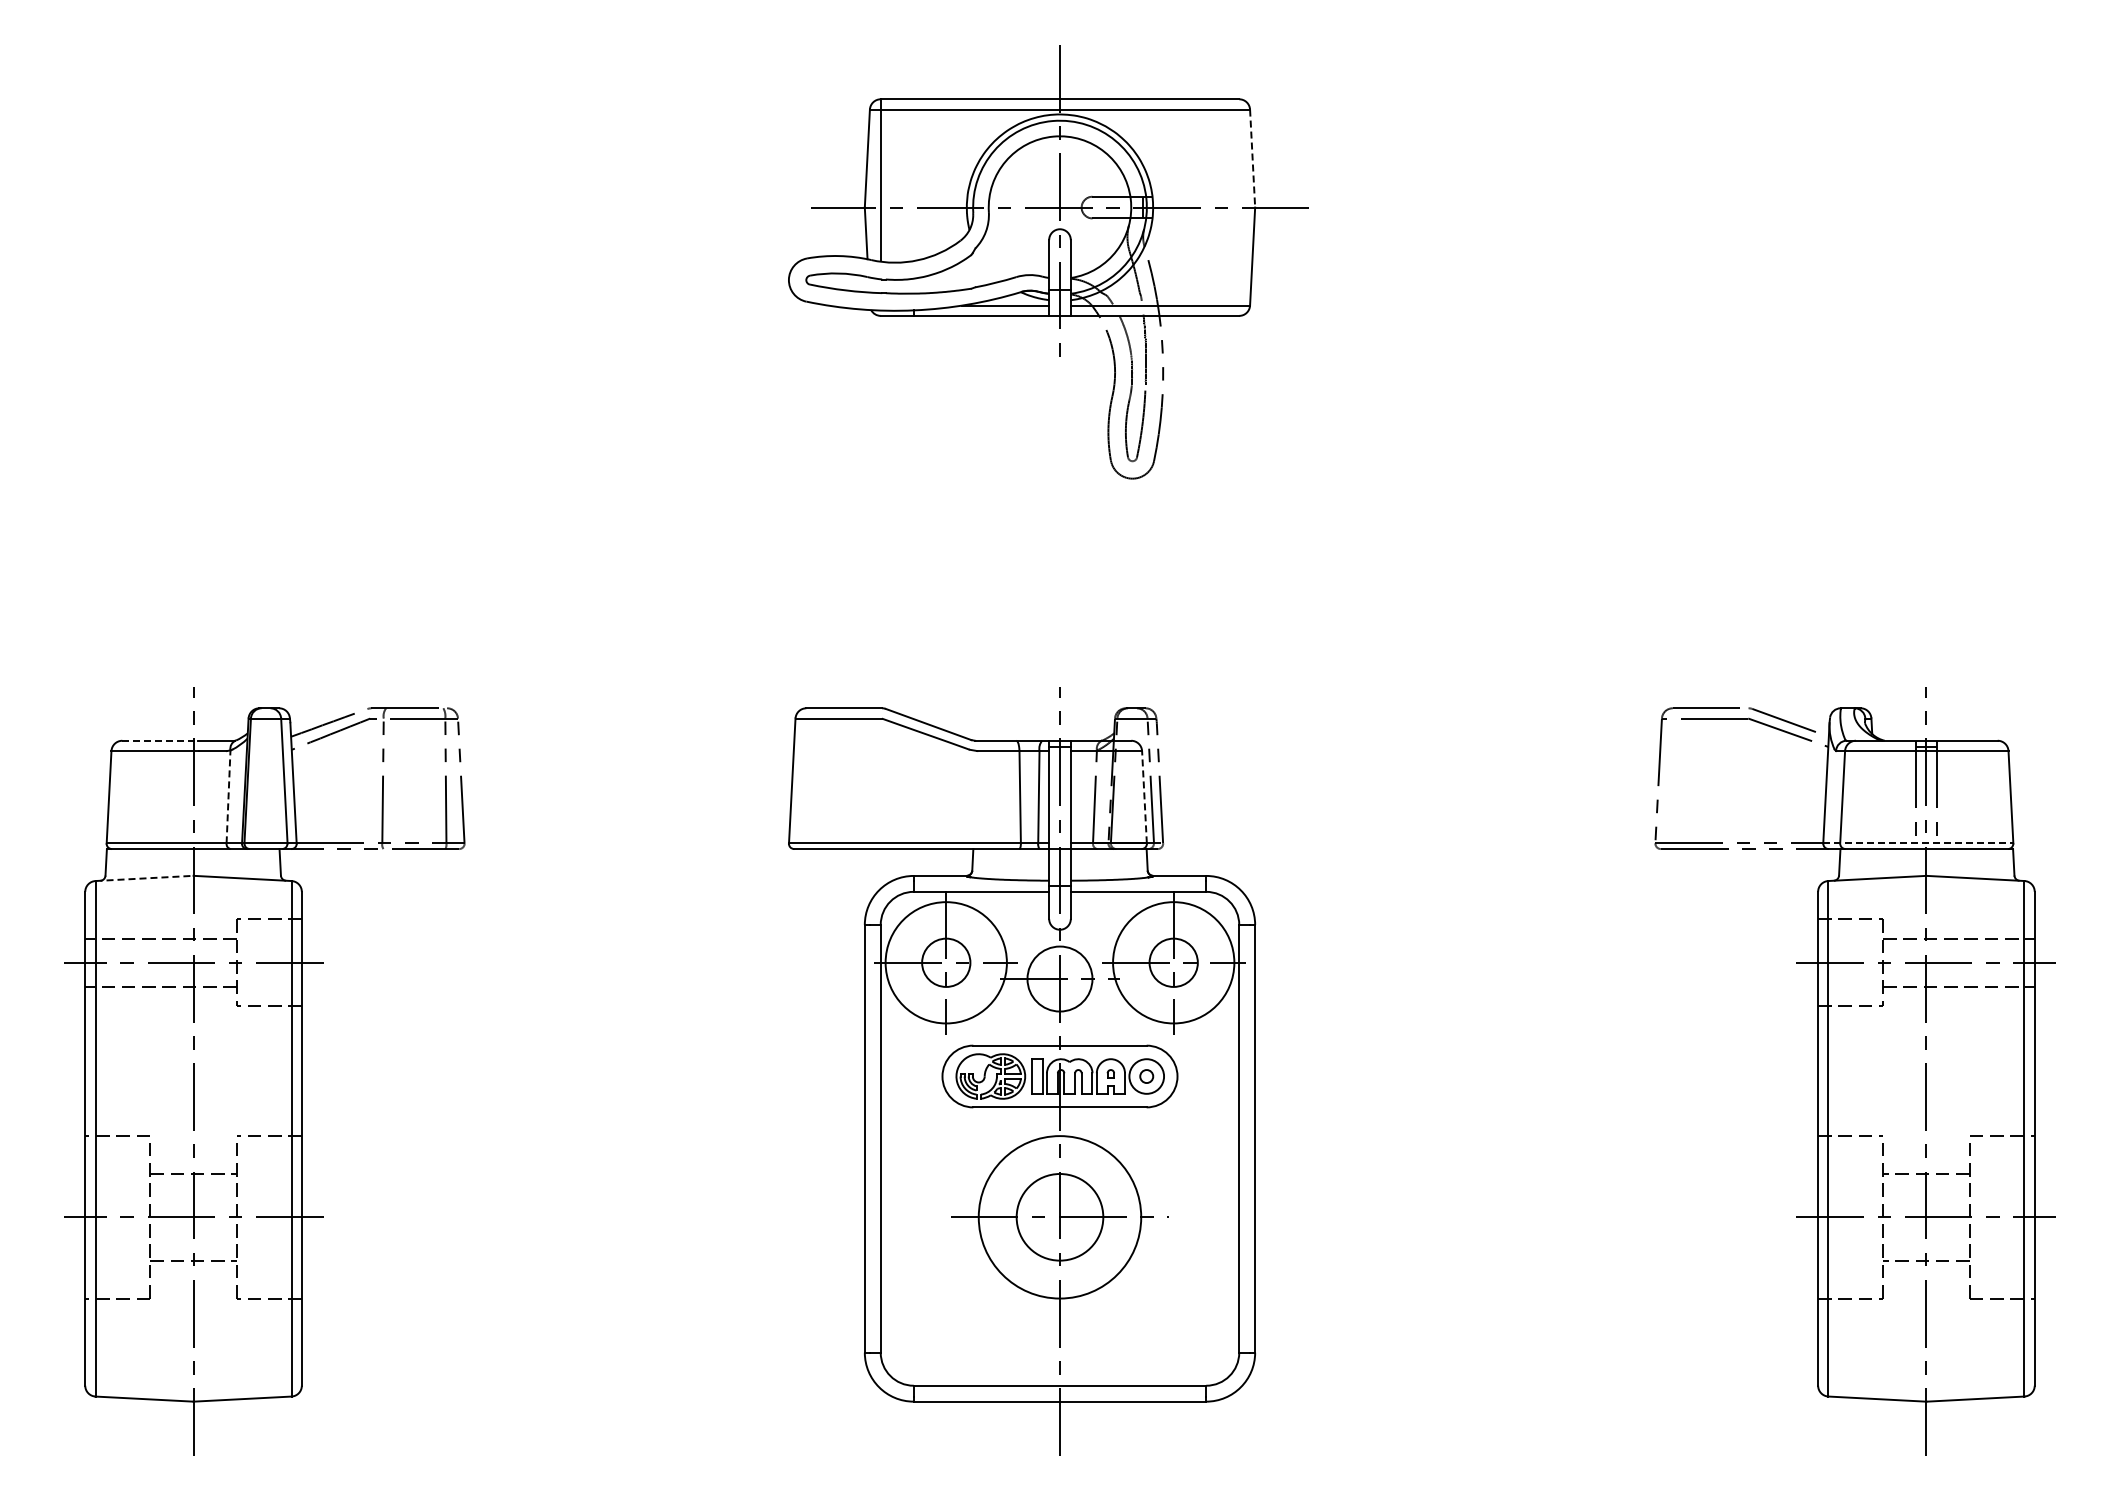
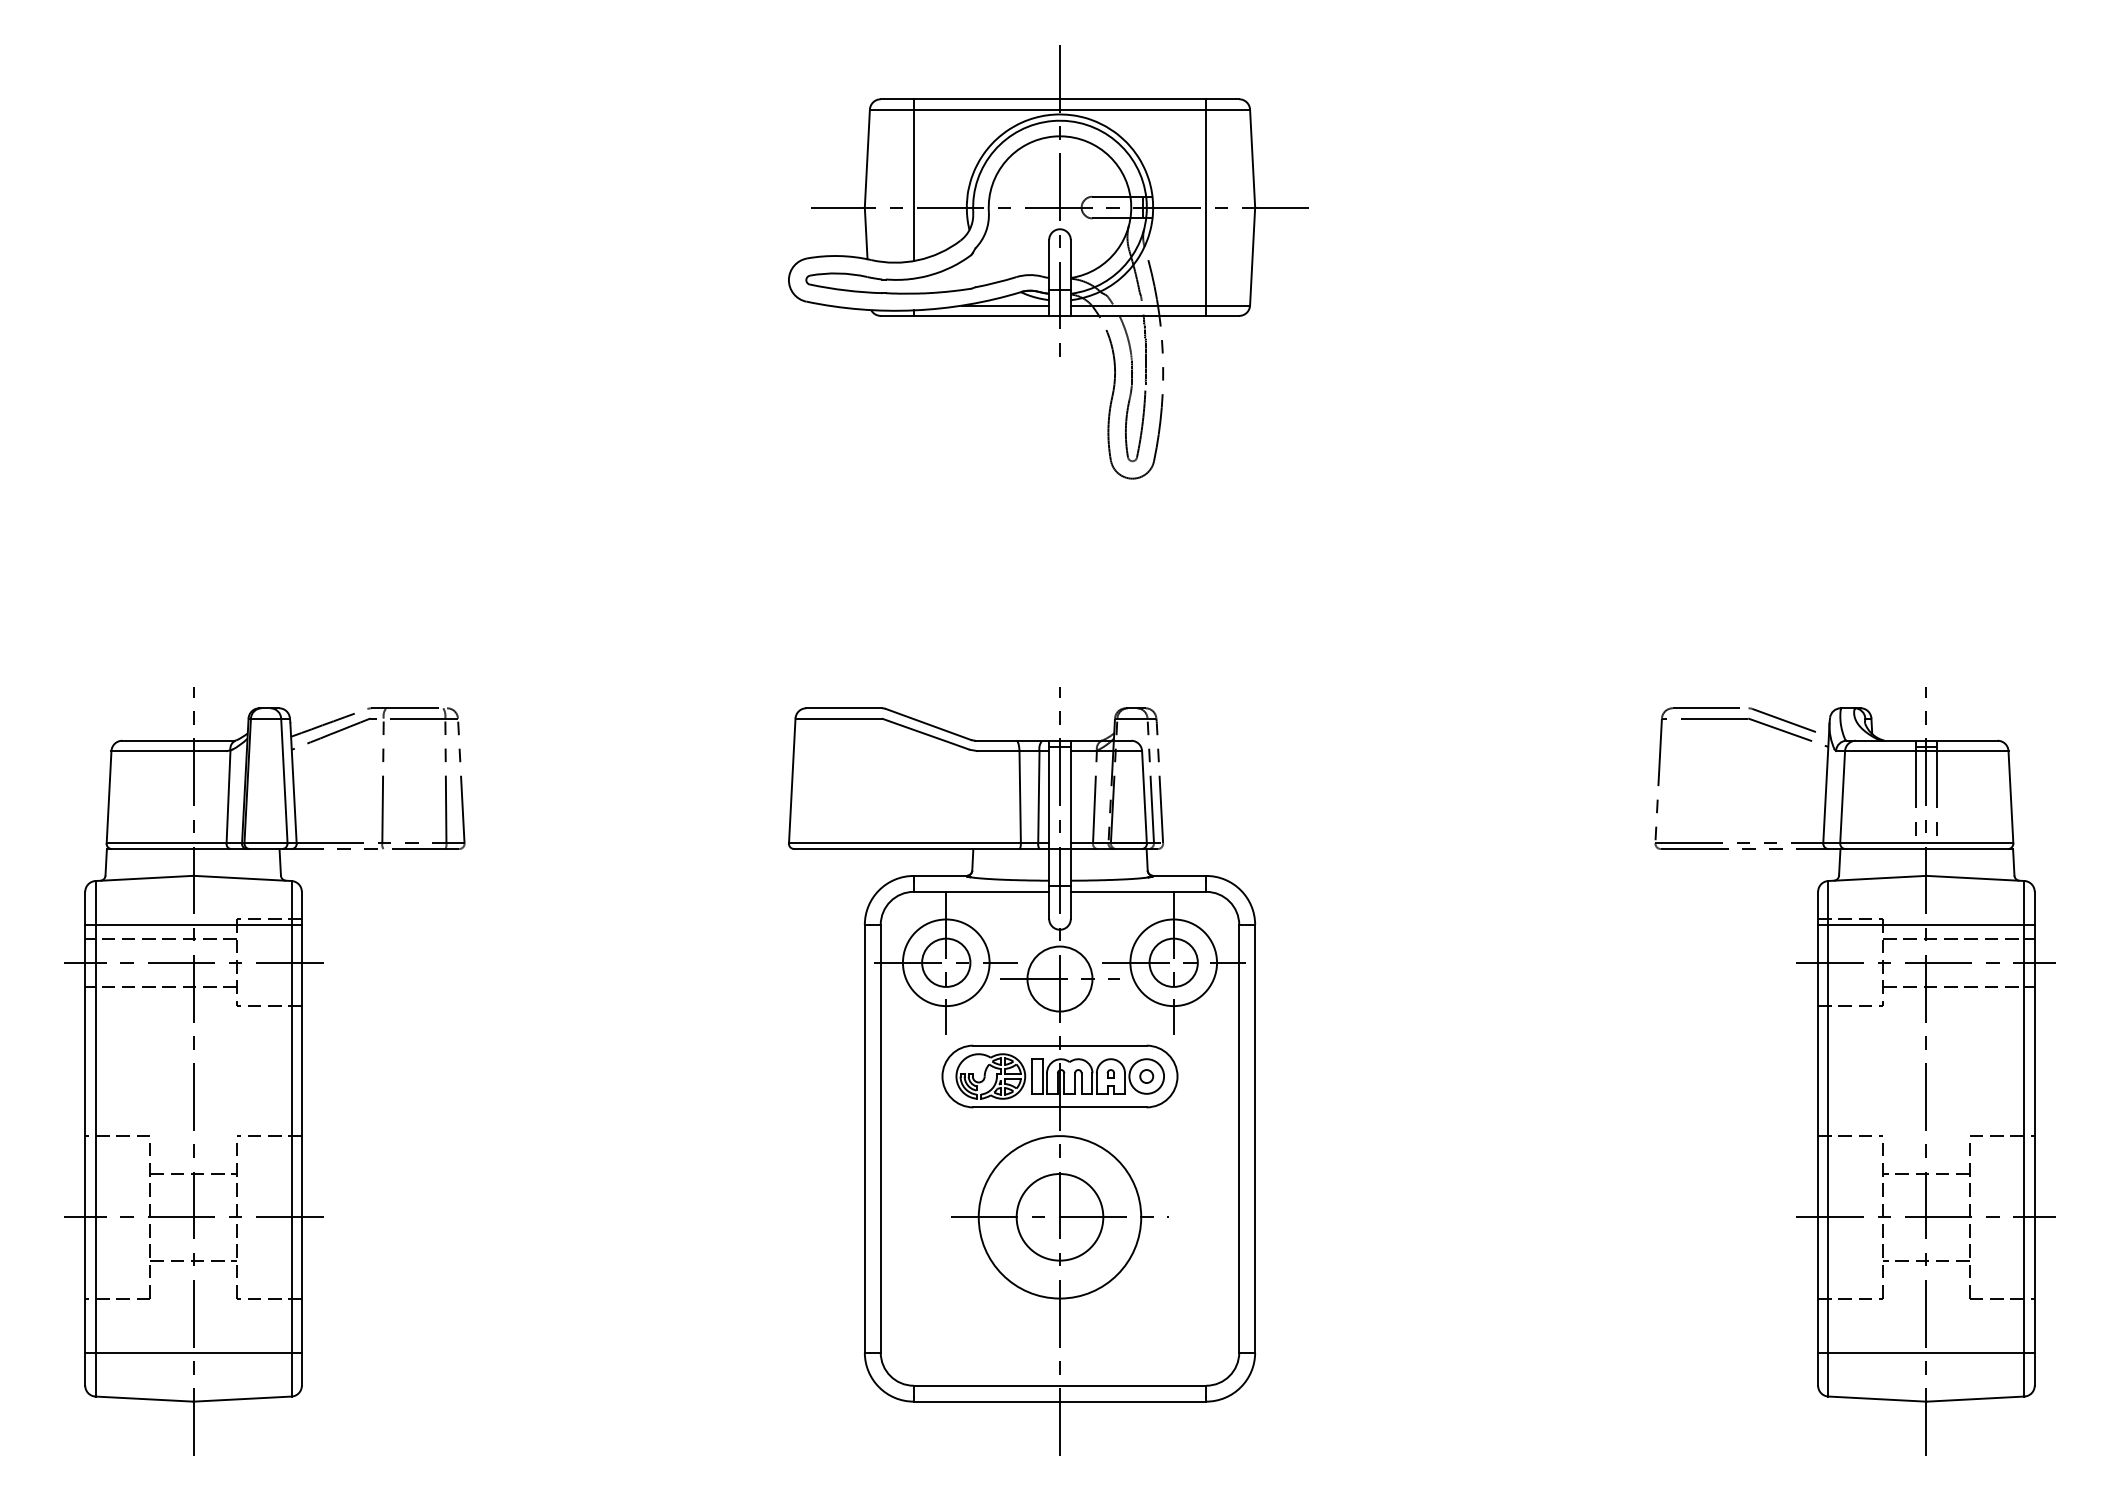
line: dashed -> solid (1252, 159)
line position: (880, 180) -> (913, 180) (913, 180)
line: none -> present (1206, 207)
line: dashed -> solid (160, 740)
line: dashed -> solid (228, 796)
line: dashed -> solid (1144, 796)
line: dashed -> solid (1918, 843)
line: dashed -> solid (145, 878)
line: none -> present (193, 924)
line: none -> present (1926, 924)
circle diameter: 121 px -> 87 px (945, 962)
circle diameter: 121 px -> 87 px (1173, 962)
line: none -> present (193, 1352)
line: none -> present (1926, 1352)
